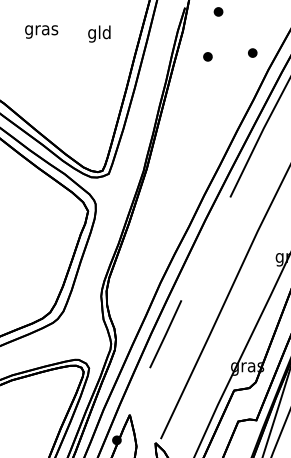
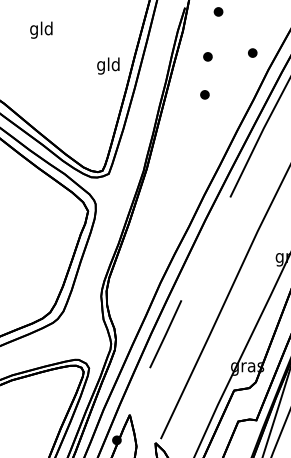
text: gras -> gld (41, 29)
text position: (99, 33) -> (108, 65) (108, 65)
part: none -> present (204, 94)
